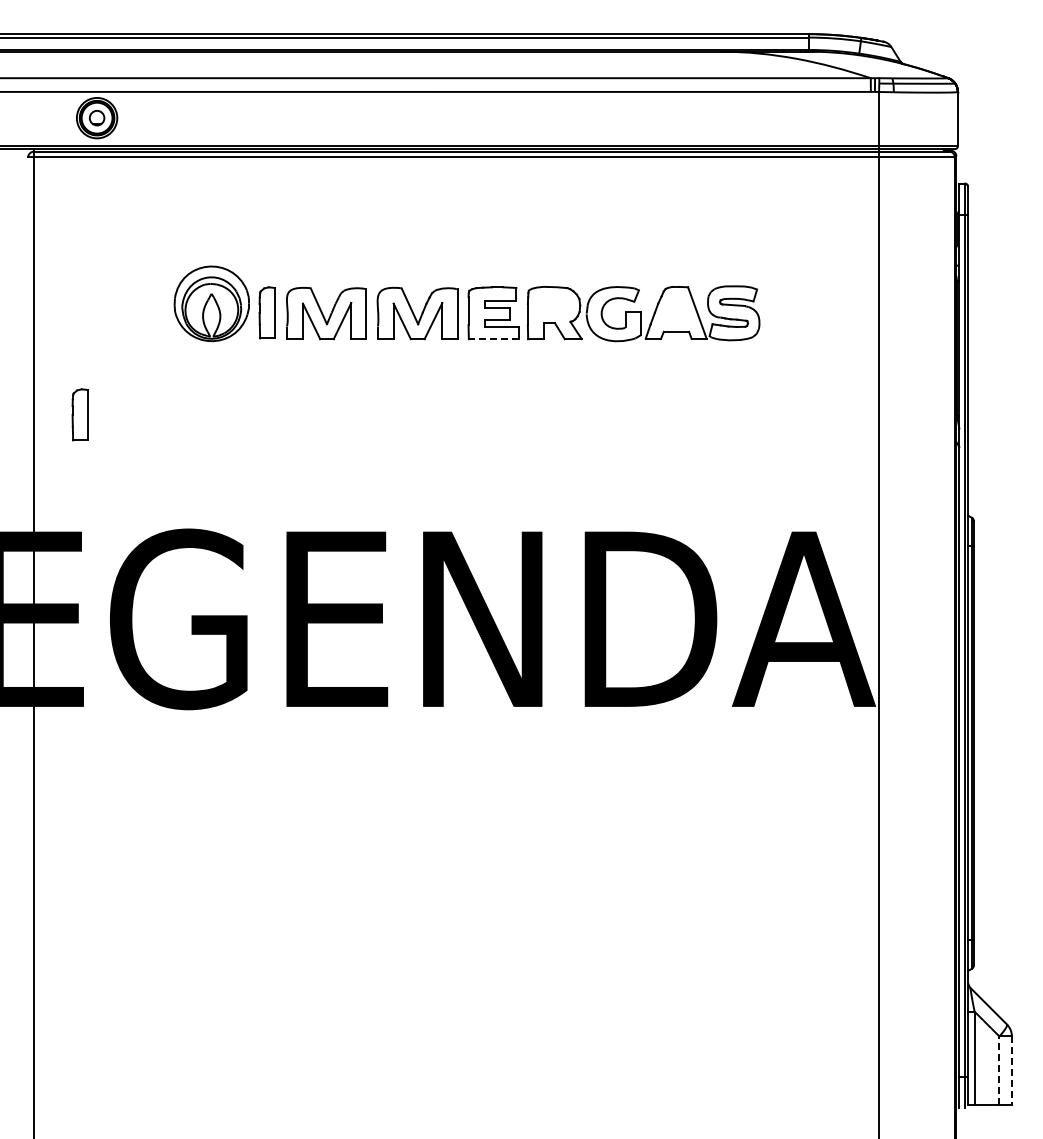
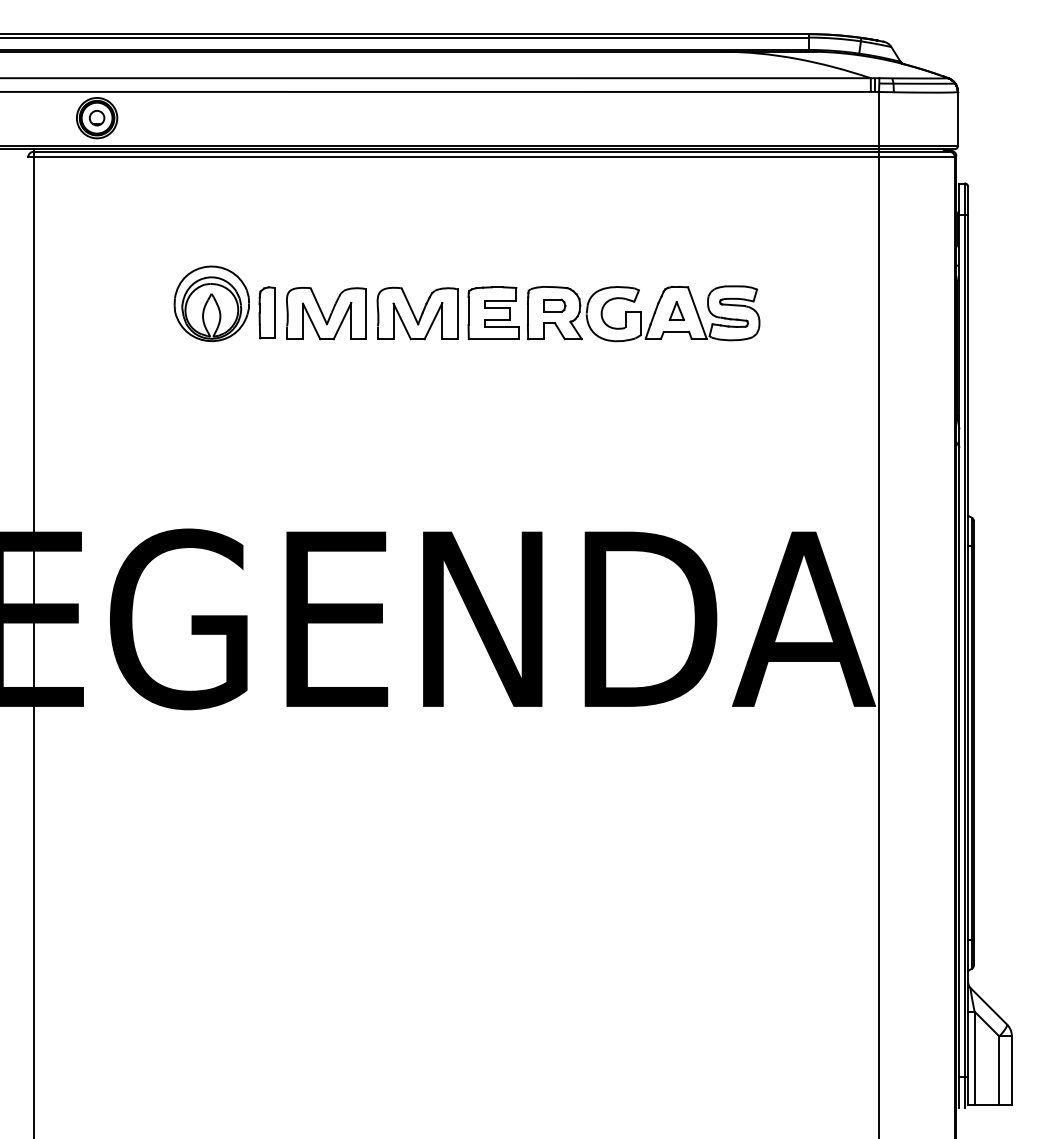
part: none -> present (554, 305)
part: none -> present (676, 311)
line: dashed -> solid (493, 339)
part: present -> none (79, 414)
line: dashed -> solid (999, 1070)
line: dashed -> solid (1011, 1071)
